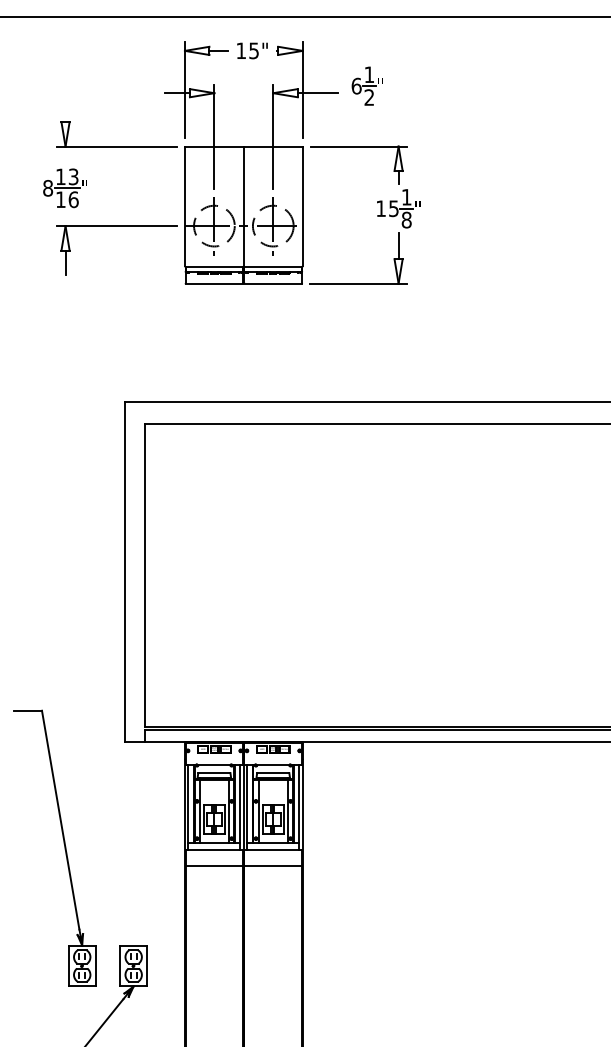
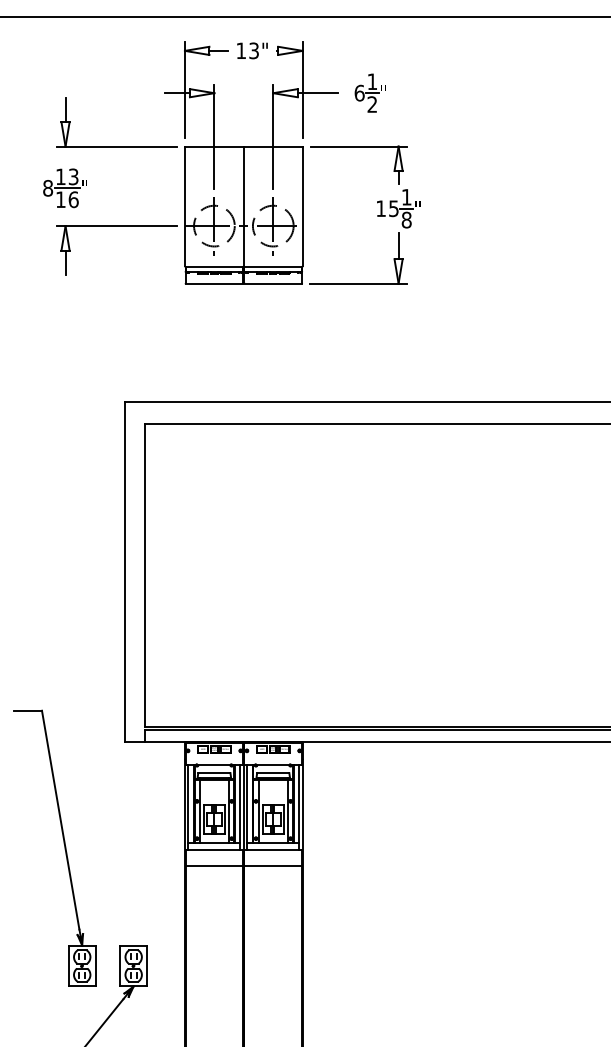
text: 15" -> 13" (253, 50)
part position: (366, 85) -> (369, 92) (369, 92)
line: none -> present (65, 109)
